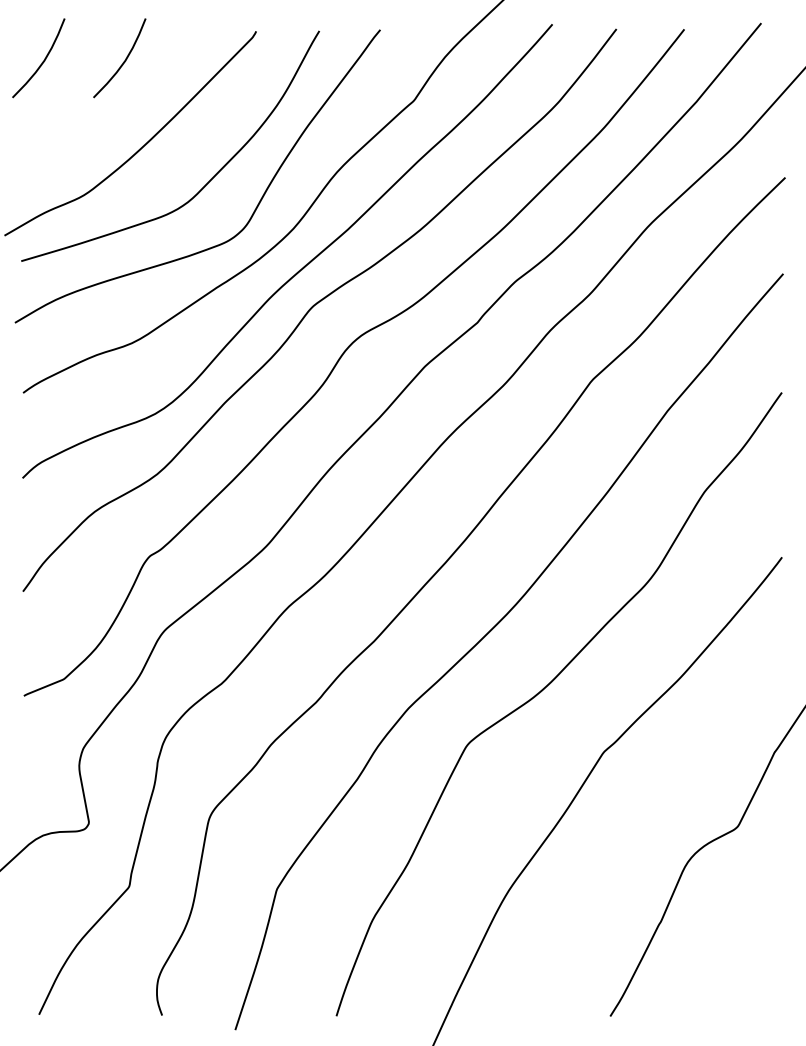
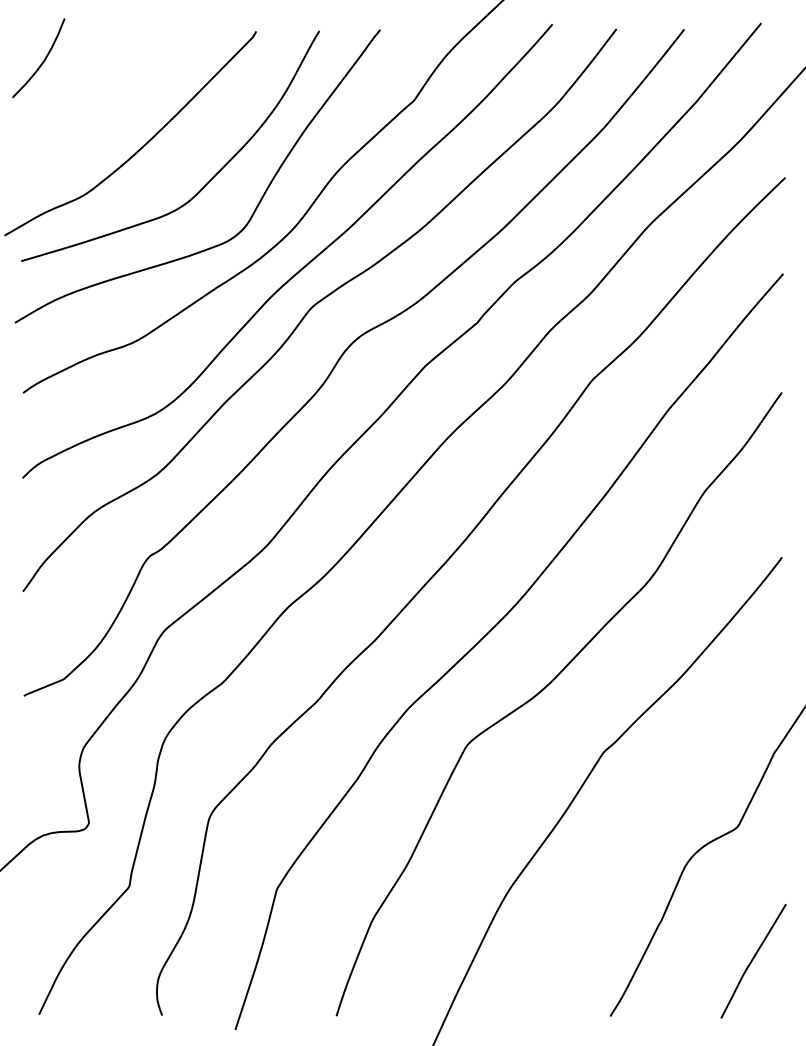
curve: present -> none (123, 61)
curve: none -> present (753, 960)
